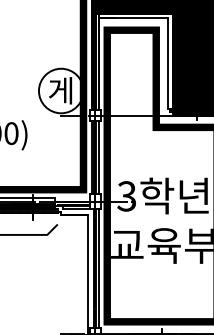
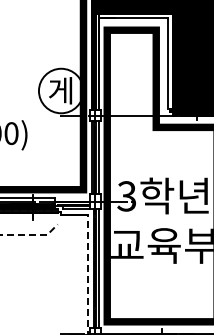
line: solid -> dashed (32, 234)
line: solid -> dashed (88, 274)
